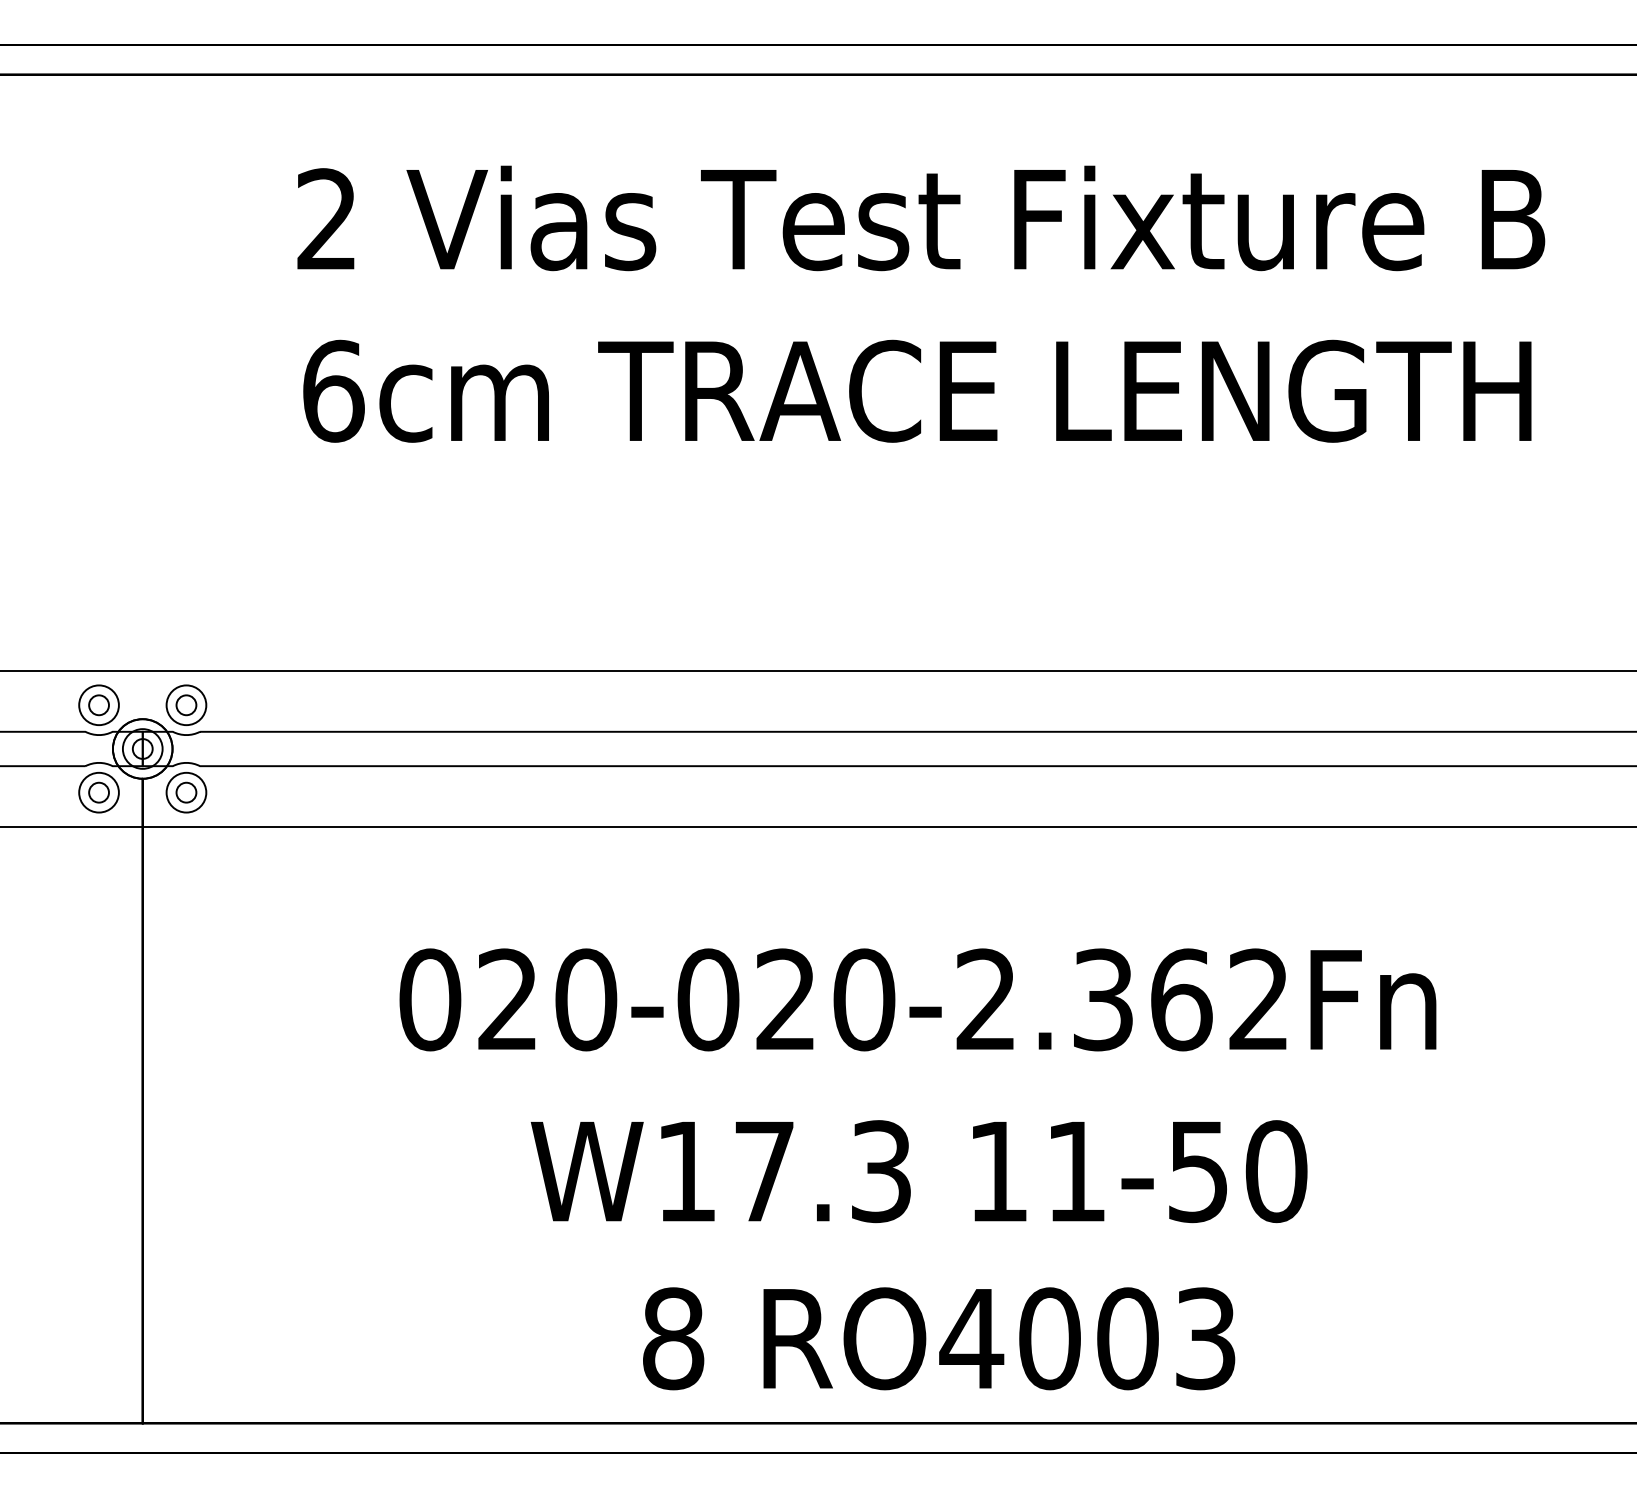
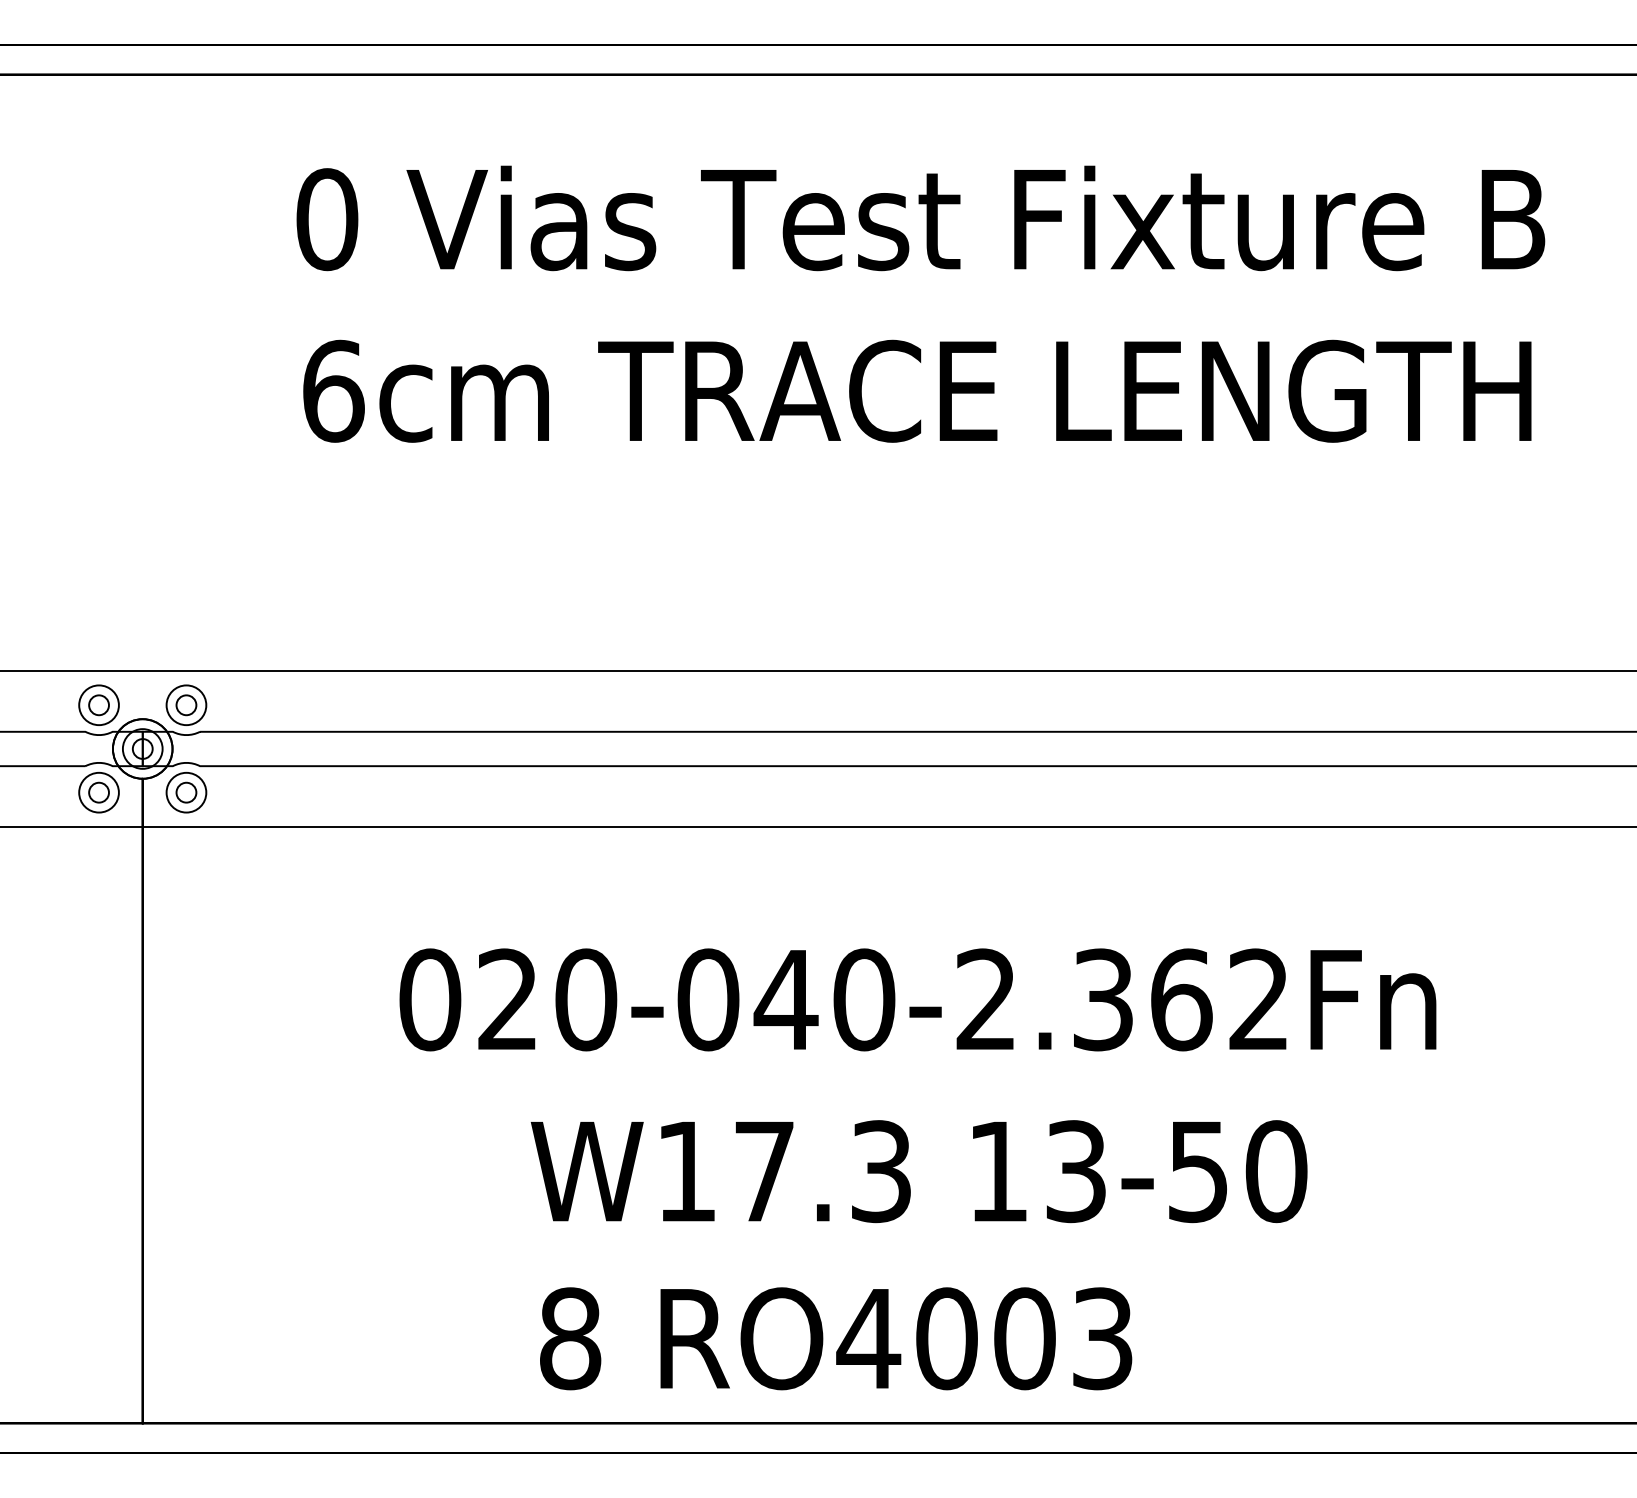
text: 2 -> 0 (327, 219)
text: 020-020-2.362Fn -> 020-040-2.362Fn (785, 998)
text: 11-50 -> 13-50 (1075, 1171)
text position: (939, 1338) -> (836, 1338) (836, 1338)
